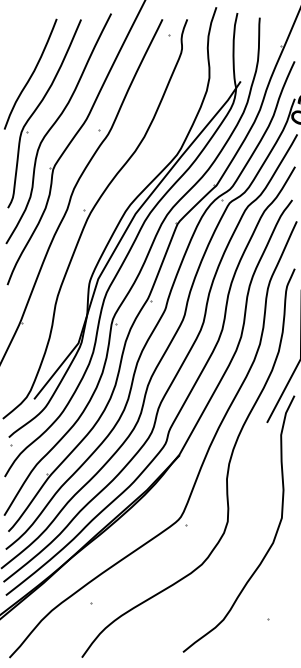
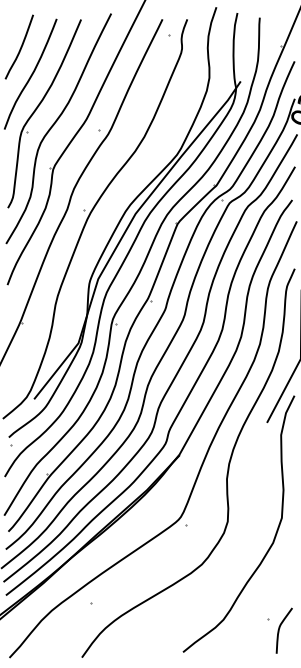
curve: none -> present (20, 46)
curve: none -> present (280, 628)
